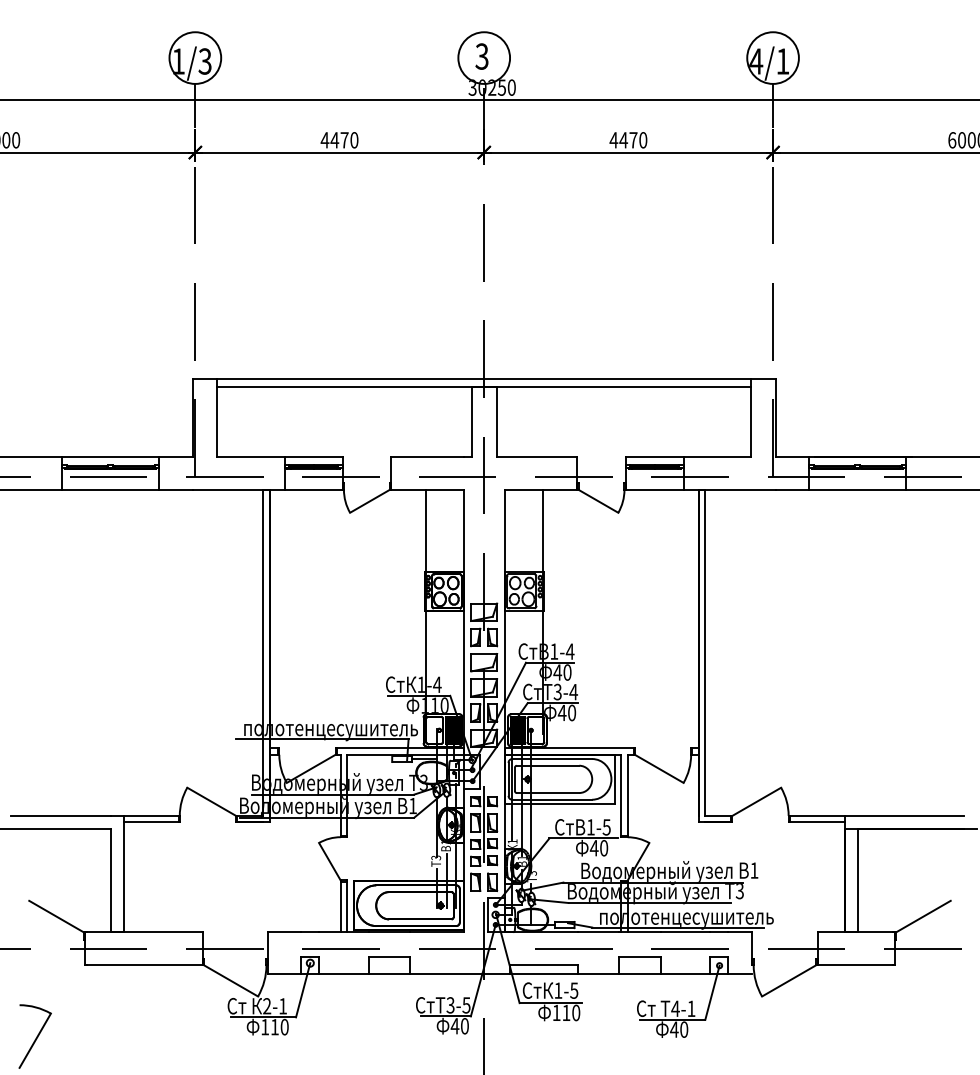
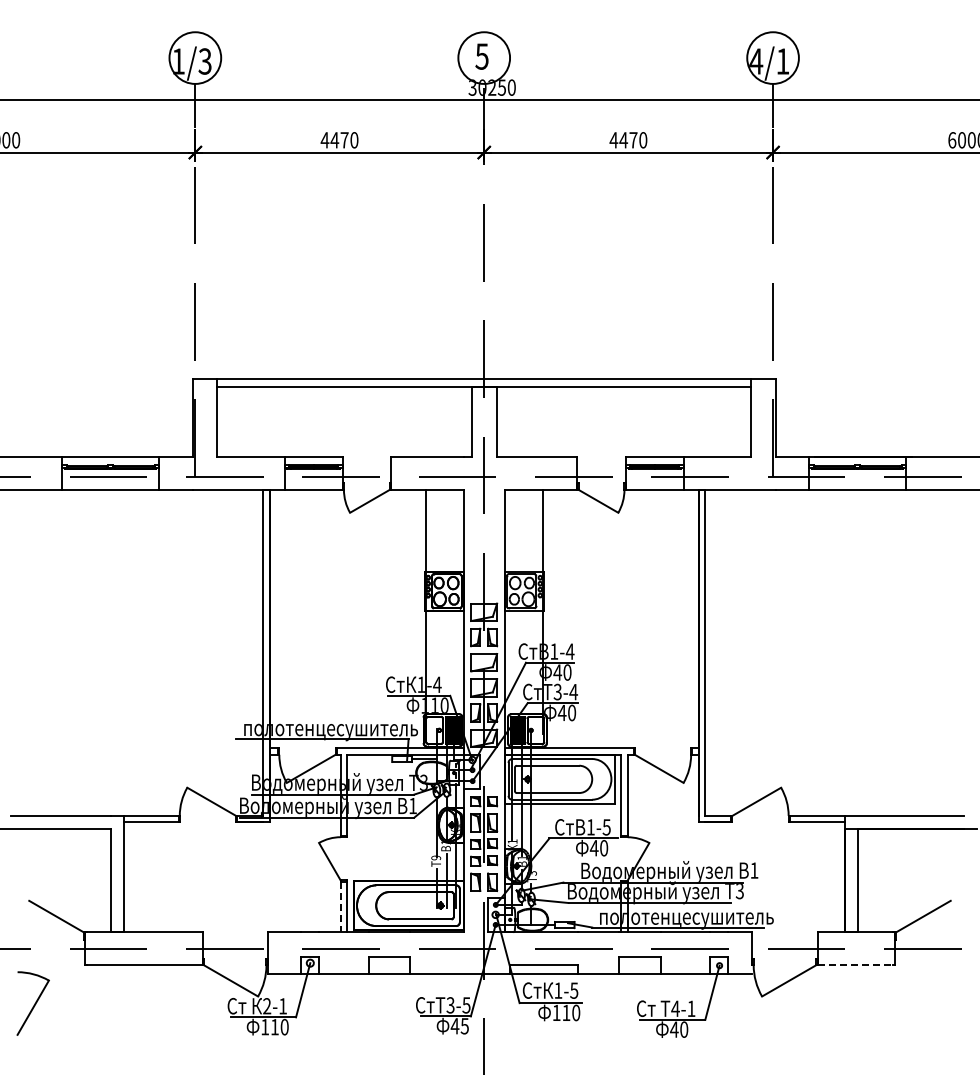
text: 3 -> 5 (482, 56)
text: 3 -> 9 (436, 857)
line: solid -> dashed (340, 907)
line: solid -> dashed (856, 965)
text: 40 -> 45 (464, 1026)
part position: (34, 1036) -> (32, 1003) (32, 1003)
